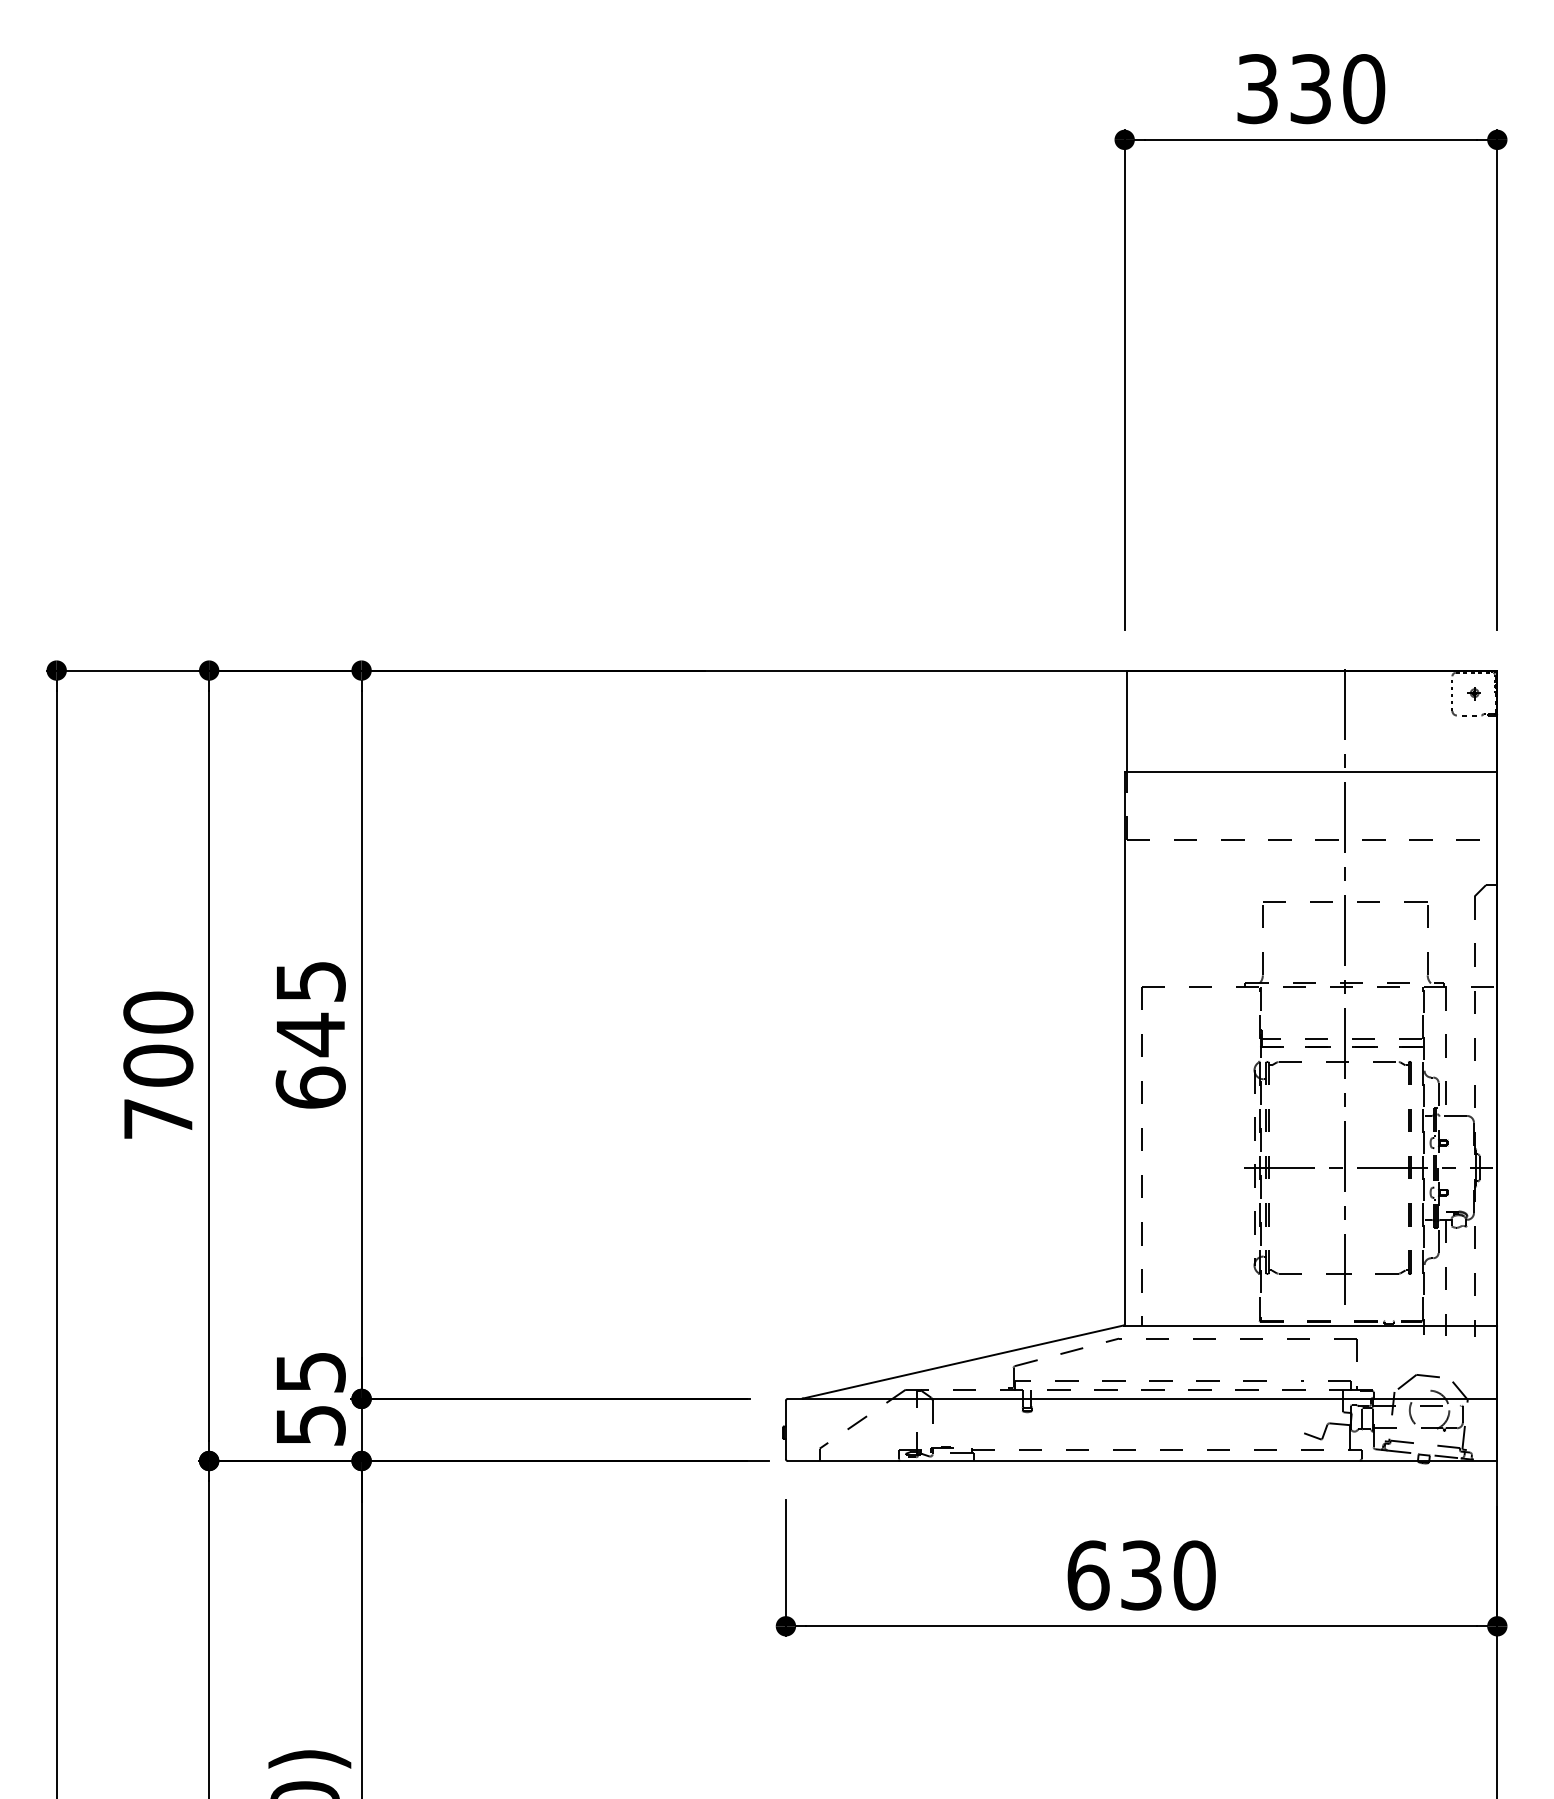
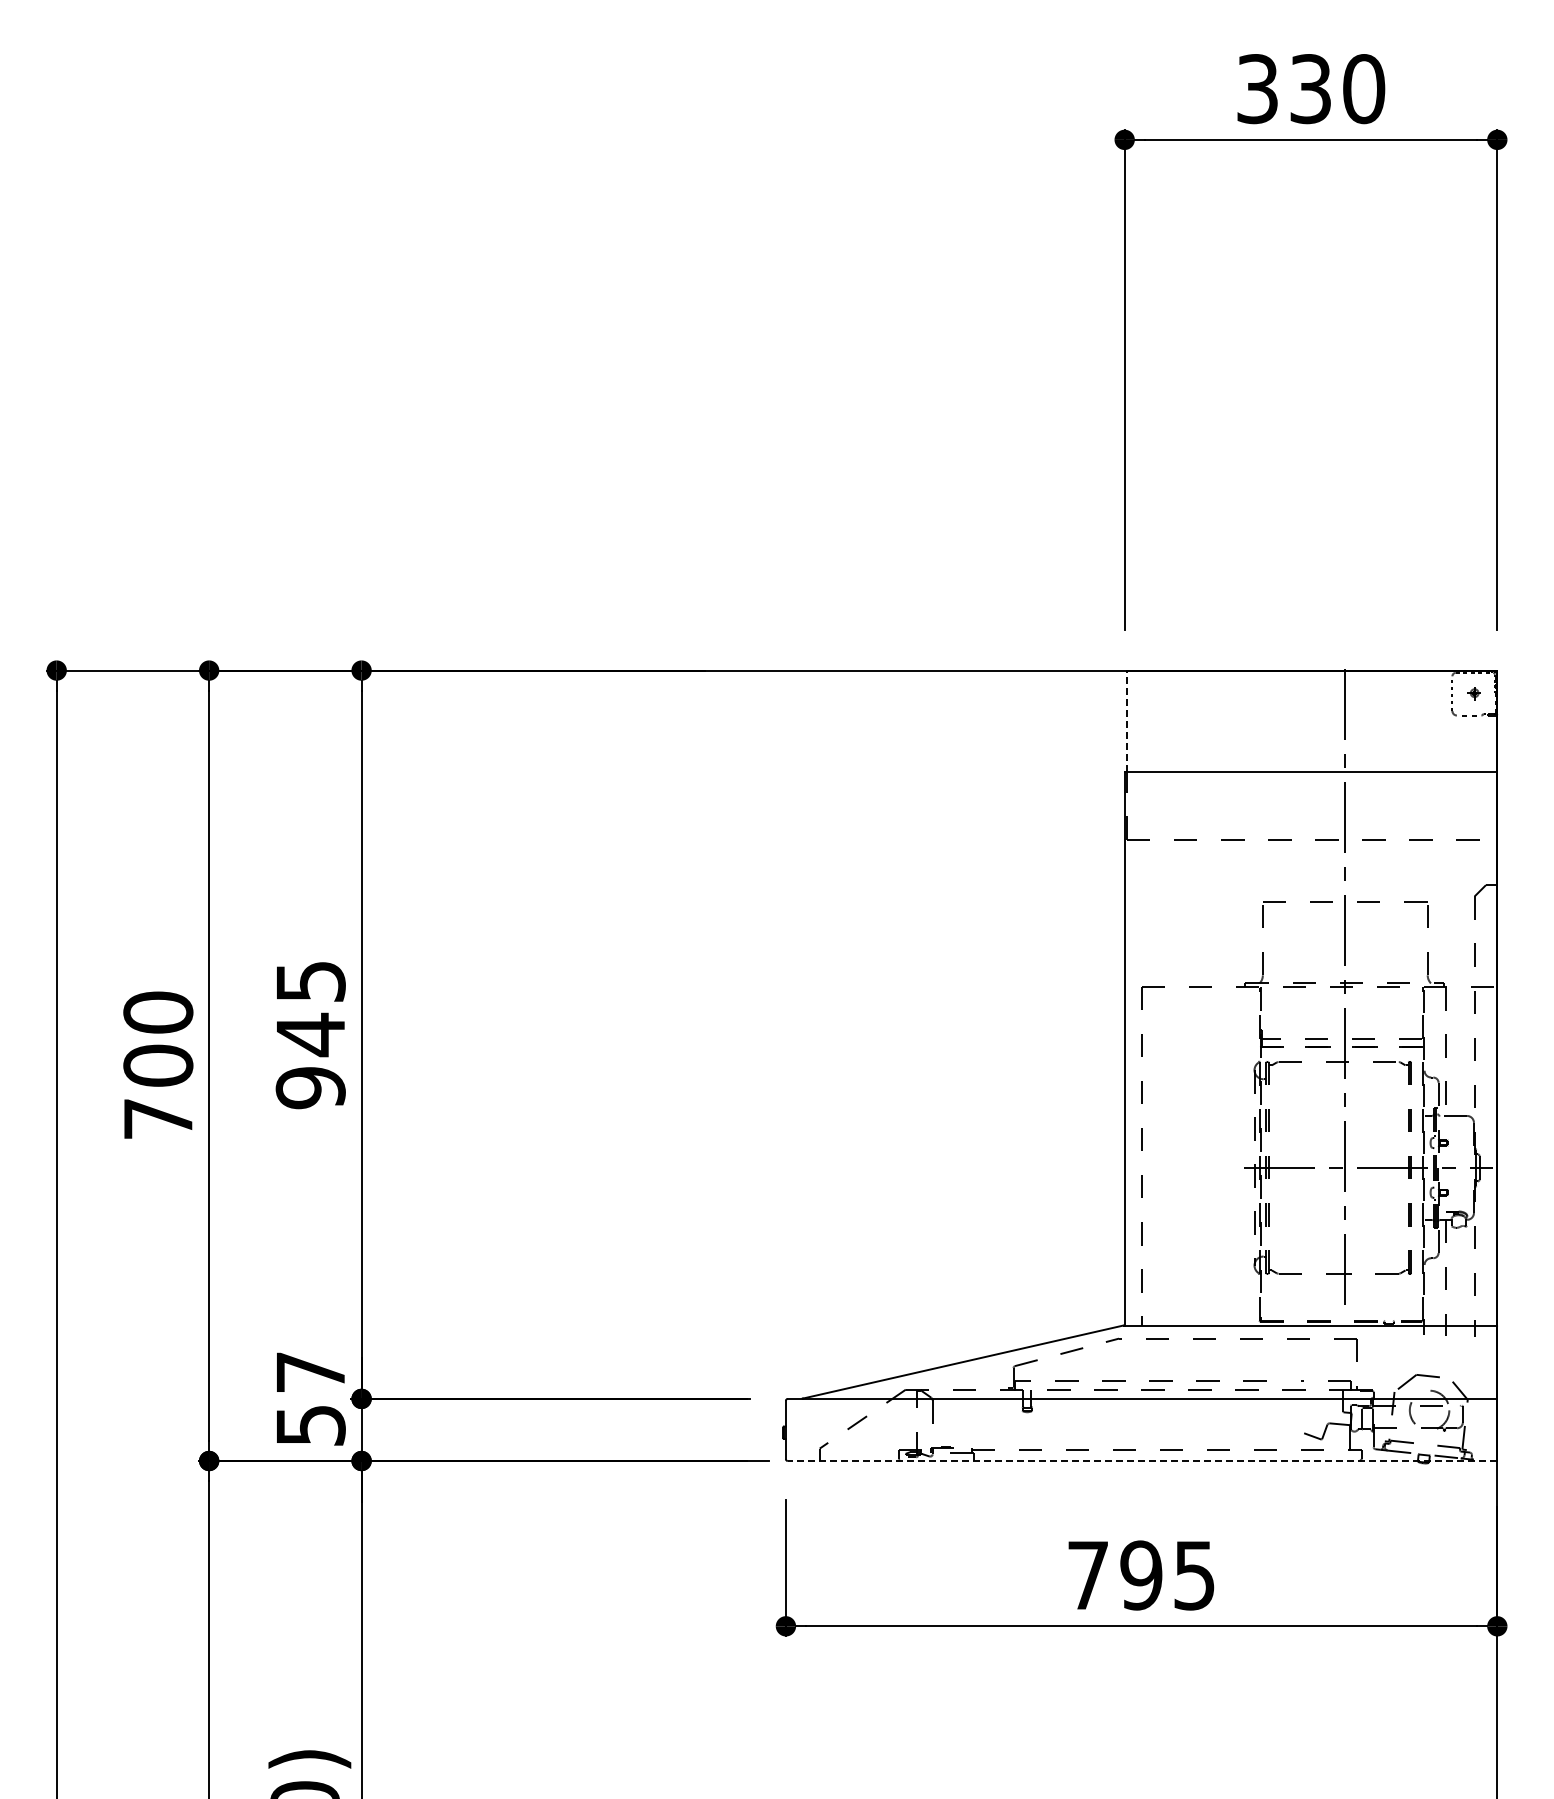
line: solid -> dashed (1126, 721)
text: 645 -> 945 (310, 1087)
text: 55 -> 57 (311, 1372)
line: solid -> dashed (1142, 1461)
text: 630 -> 795 (1141, 1575)
